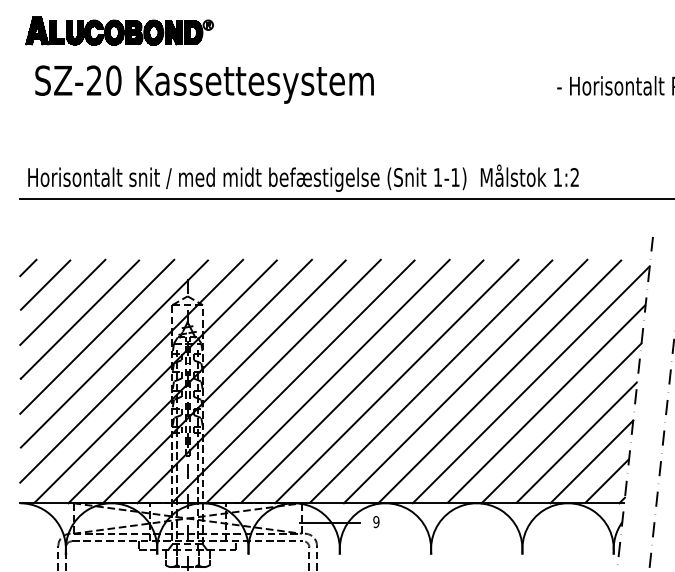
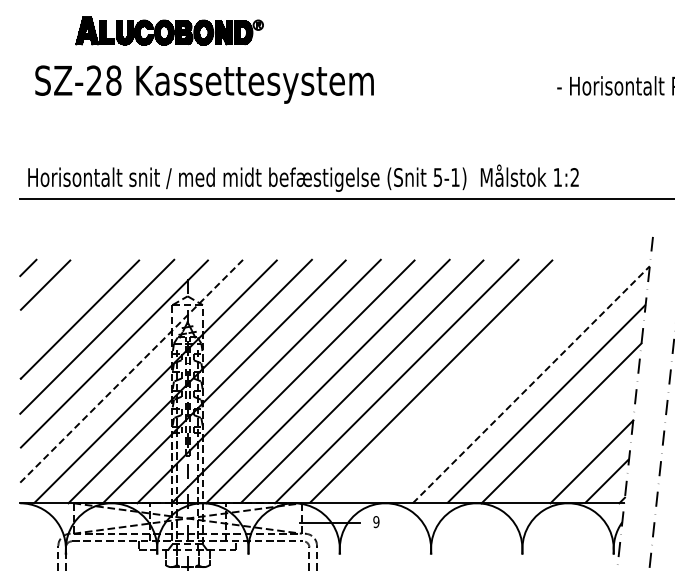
part position: (119, 30) -> (169, 30) (169, 30)
text: SZ-20 -> SZ-28 (113, 80)
text: 1-1) -> 5-1) (437, 177)
line: present -> none (62, 301)
line: solid -> dashed (131, 371)
line: present -> none (465, 381)
line: present -> none (499, 381)
line: solid -> dashed (531, 384)
line: present -> none (576, 442)
